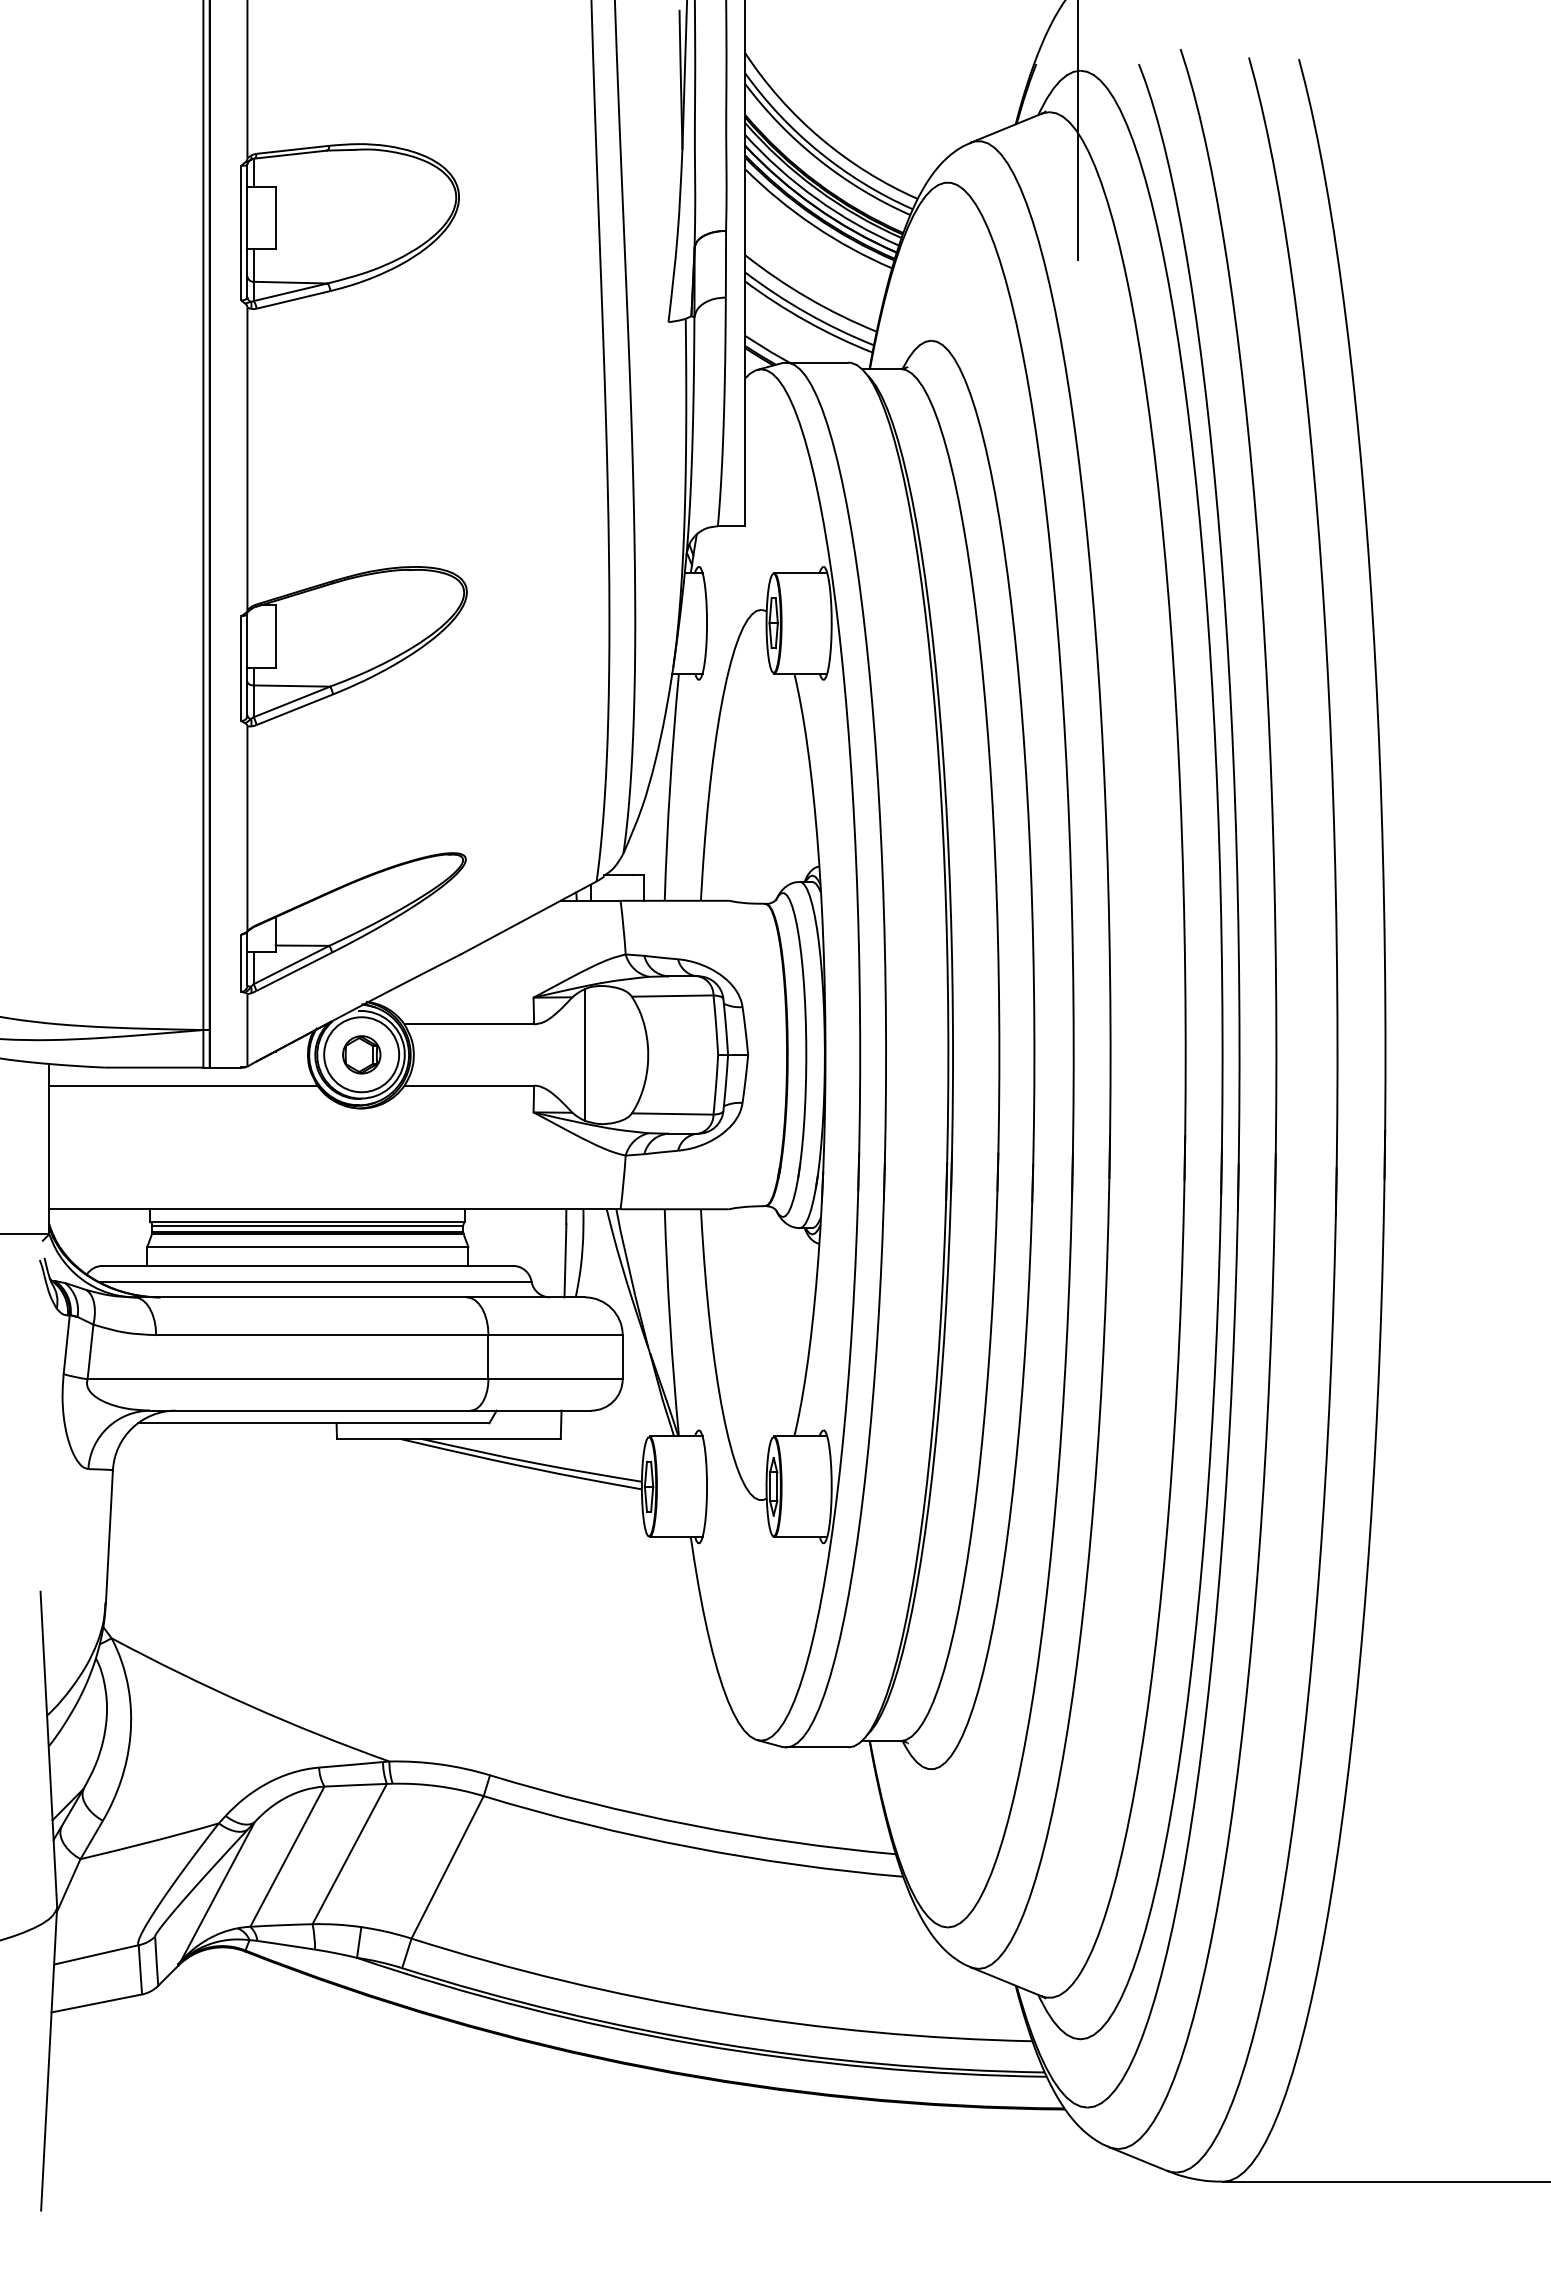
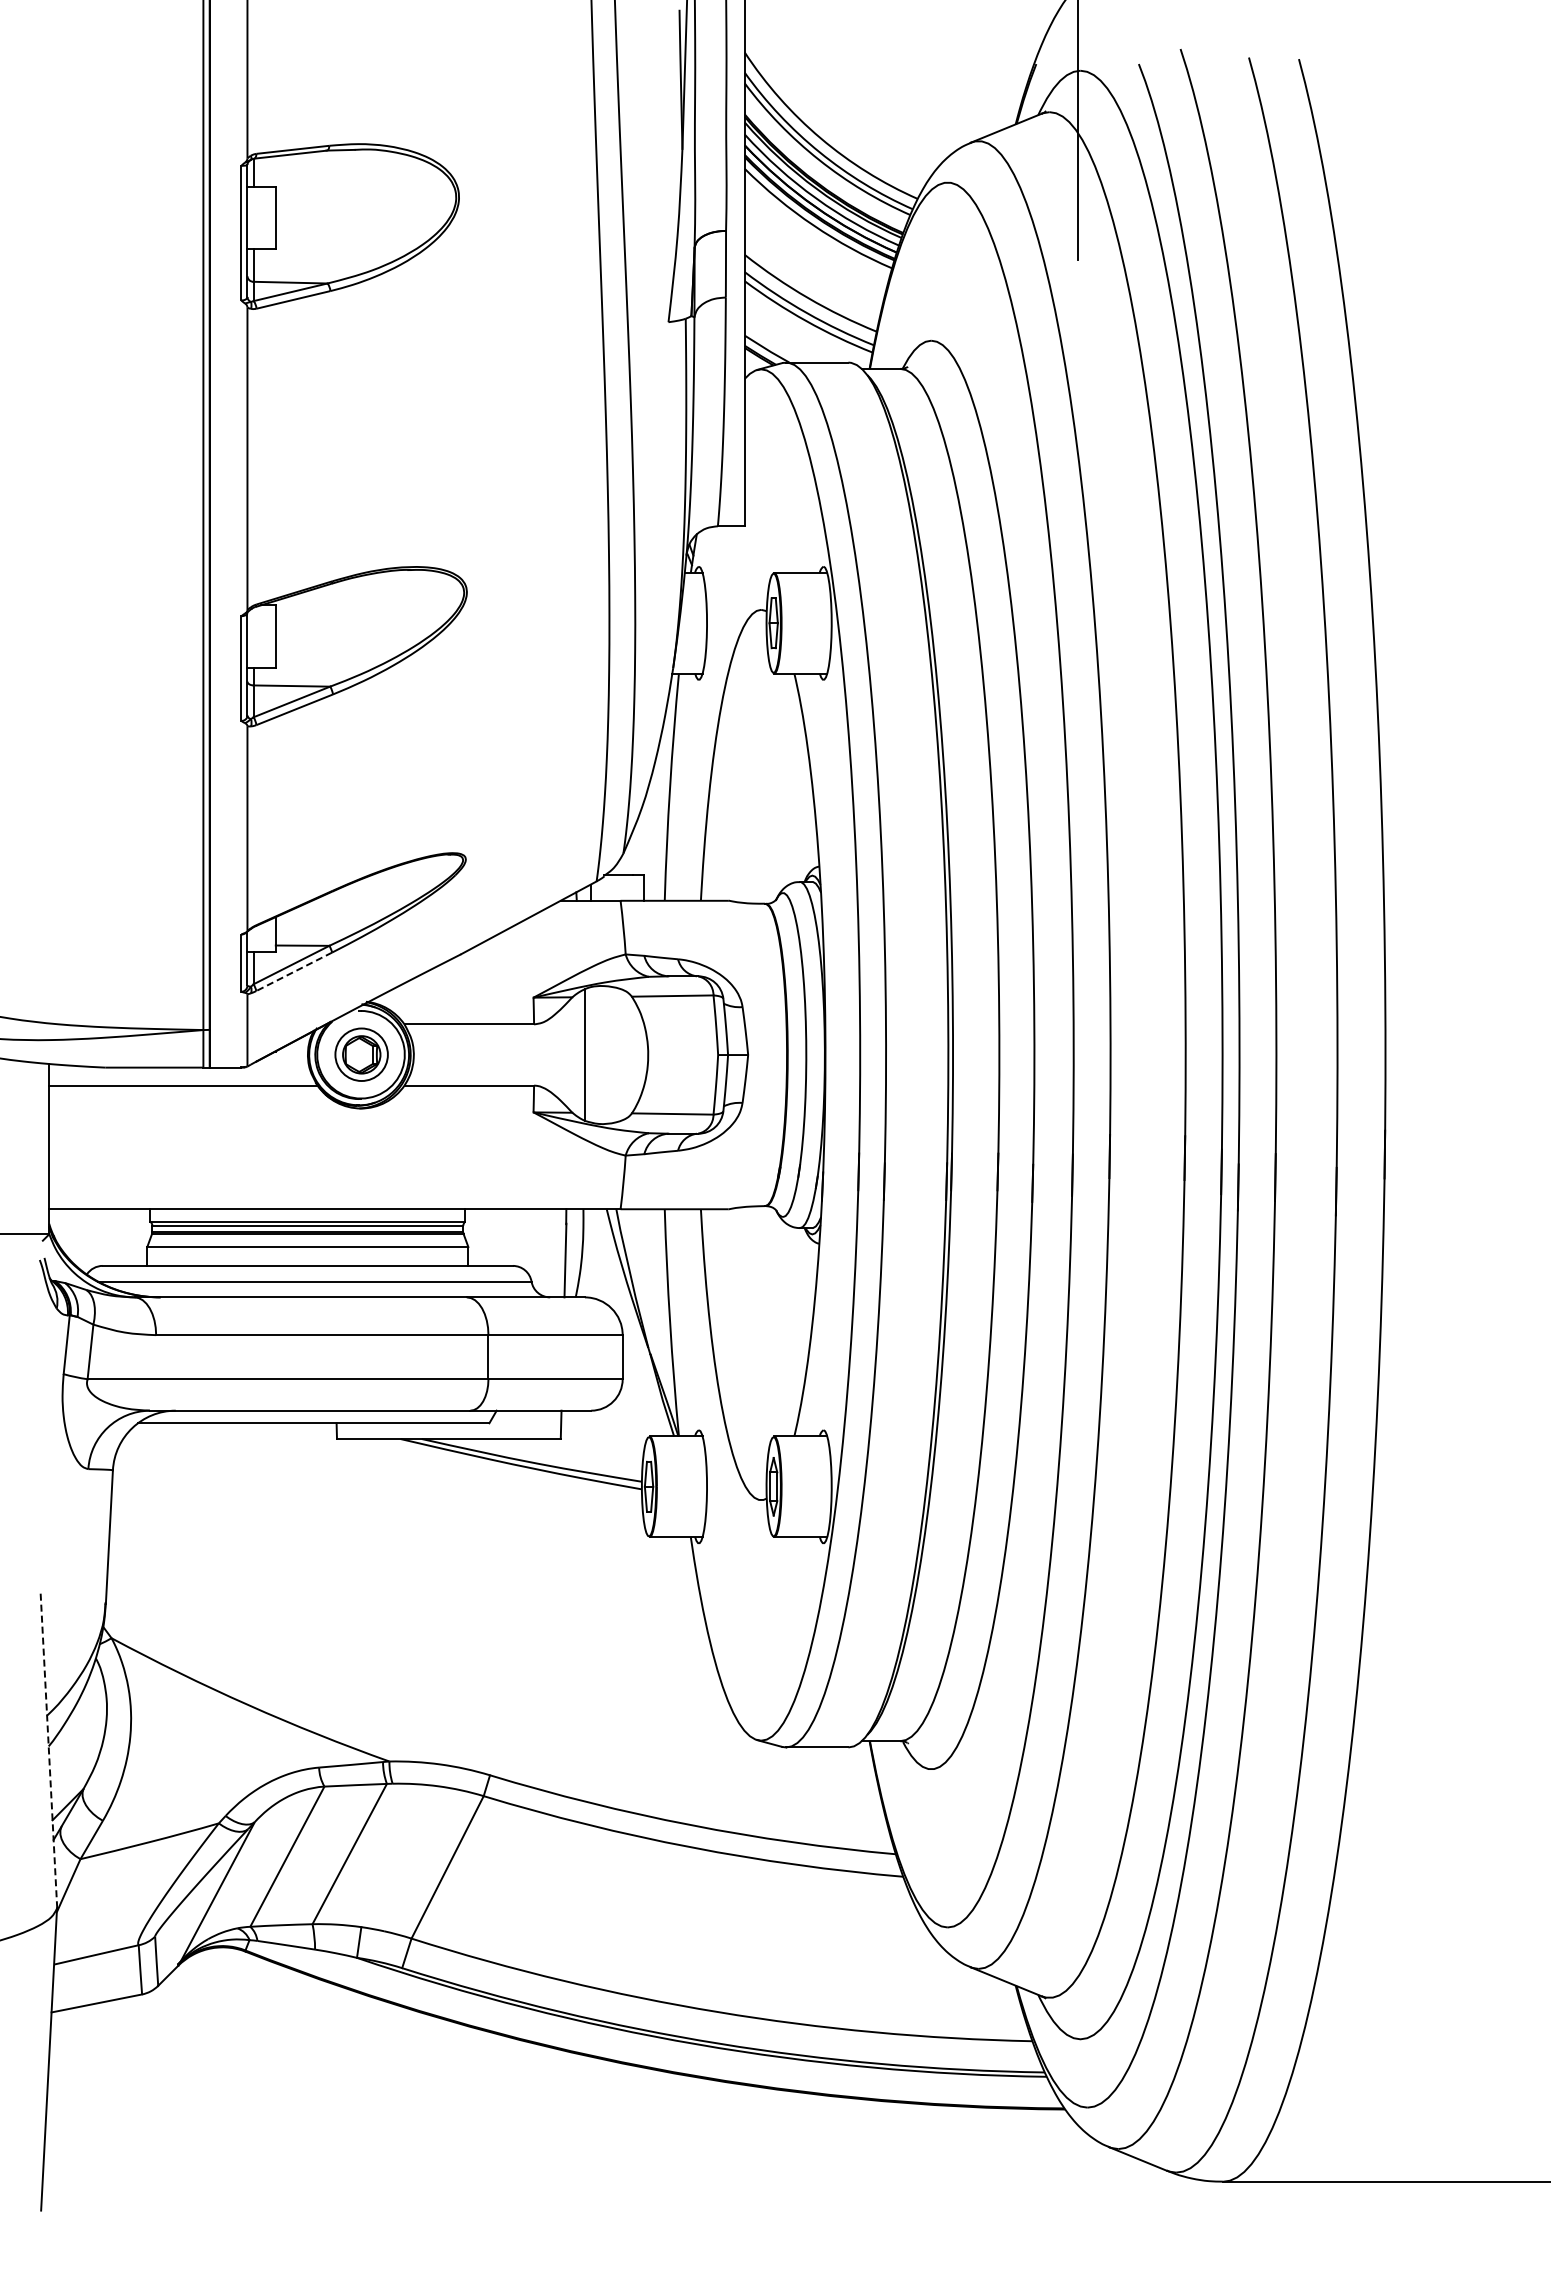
line: solid -> dashed (294, 971)
circle diameter: 75 px -> 52 px (361, 1054)
line: solid -> dashed (48, 1749)
